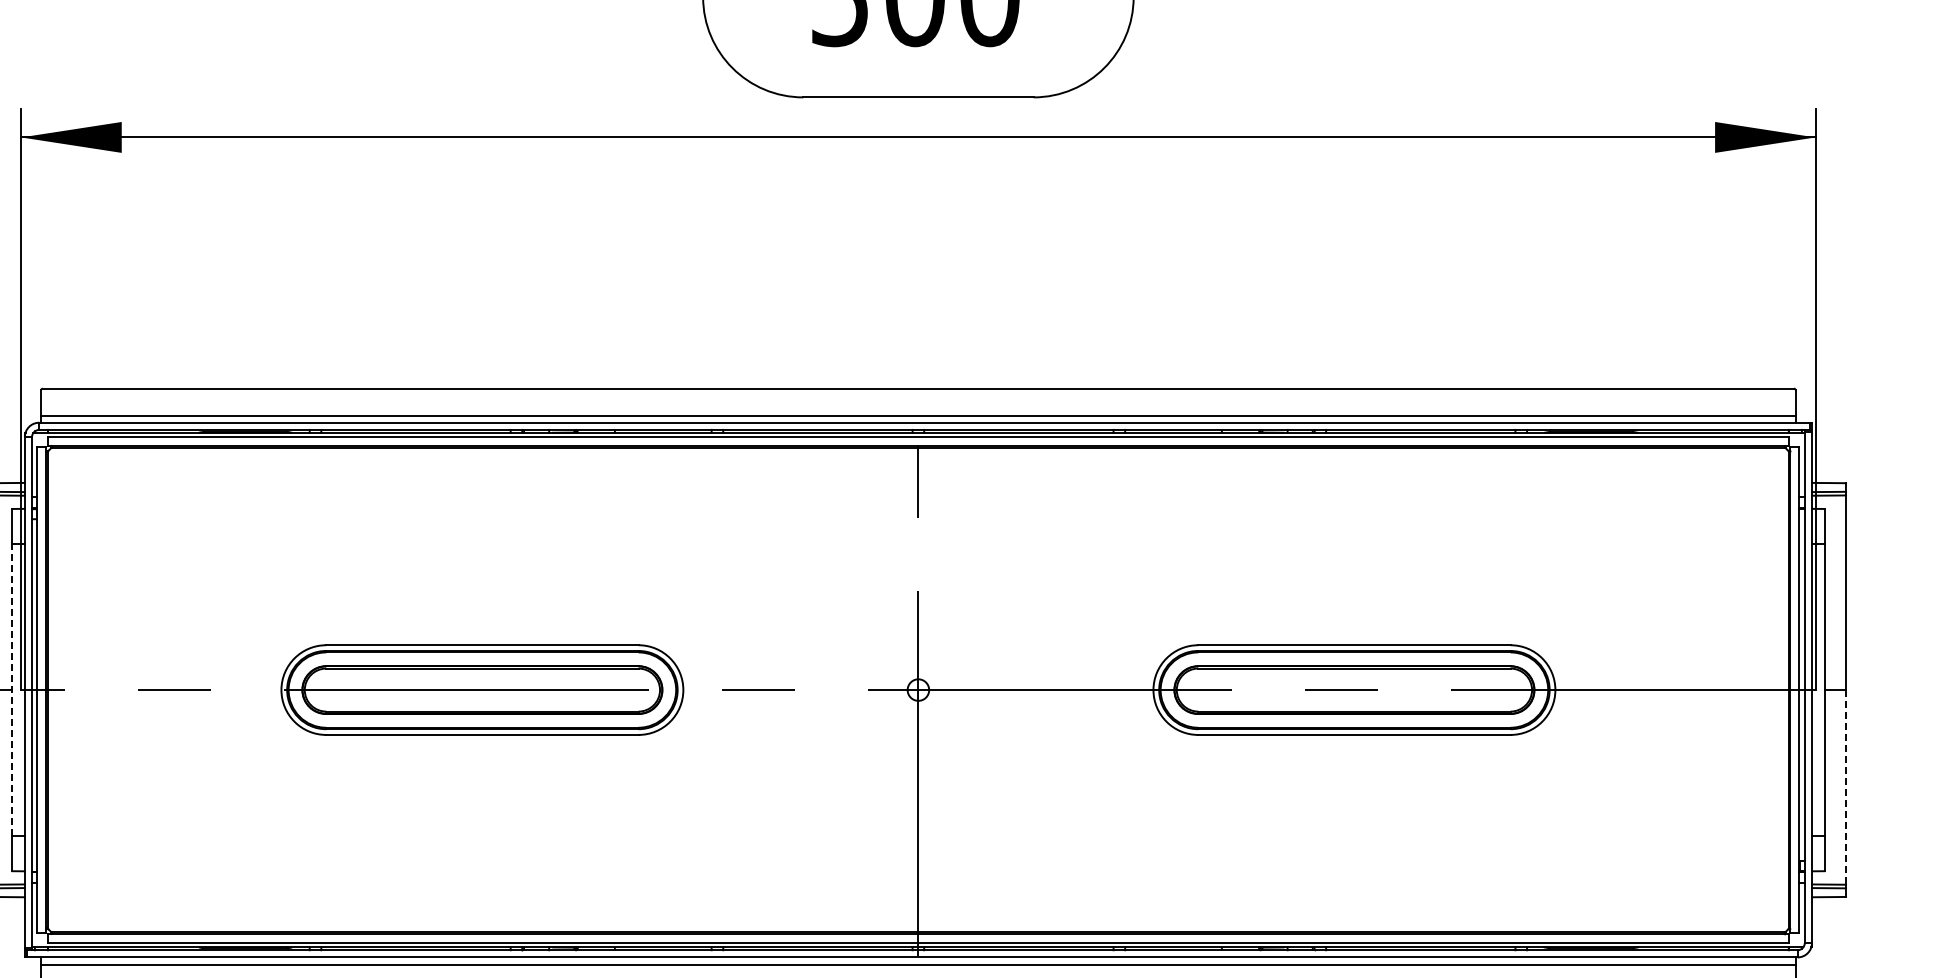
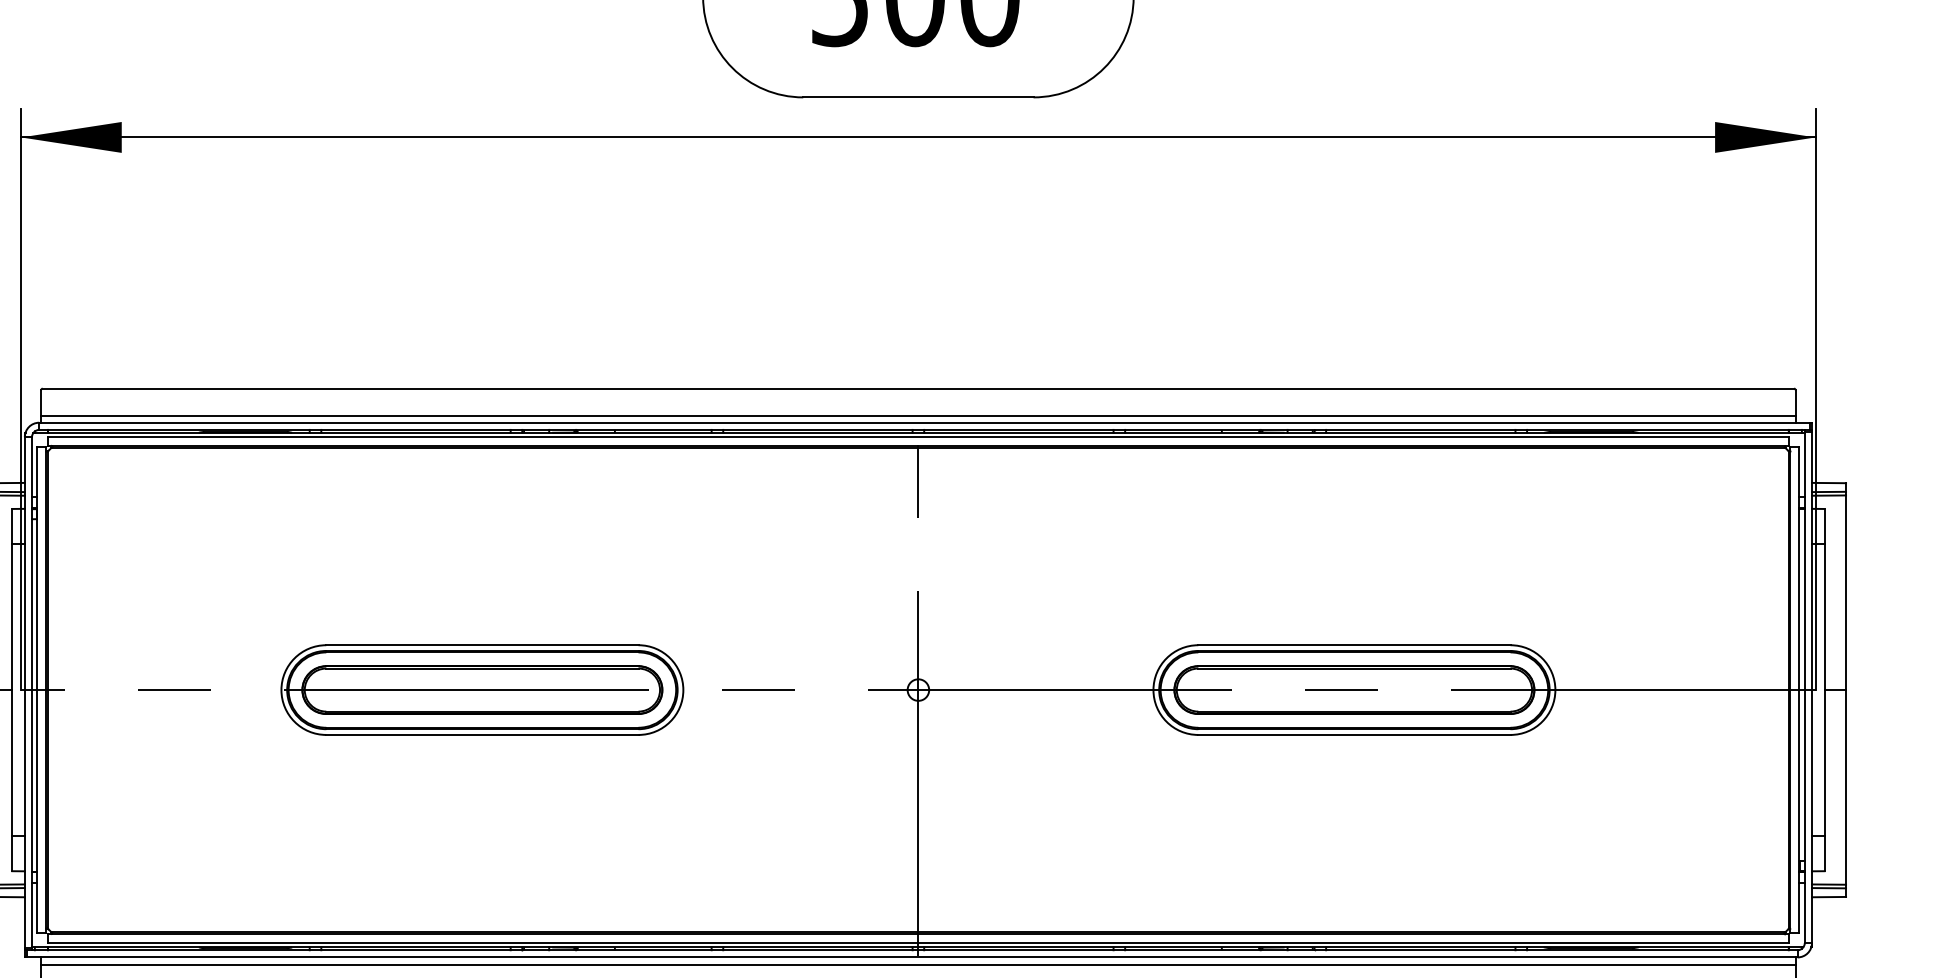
line: dashed -> solid (12, 690)
line: dashed -> solid (1846, 787)
